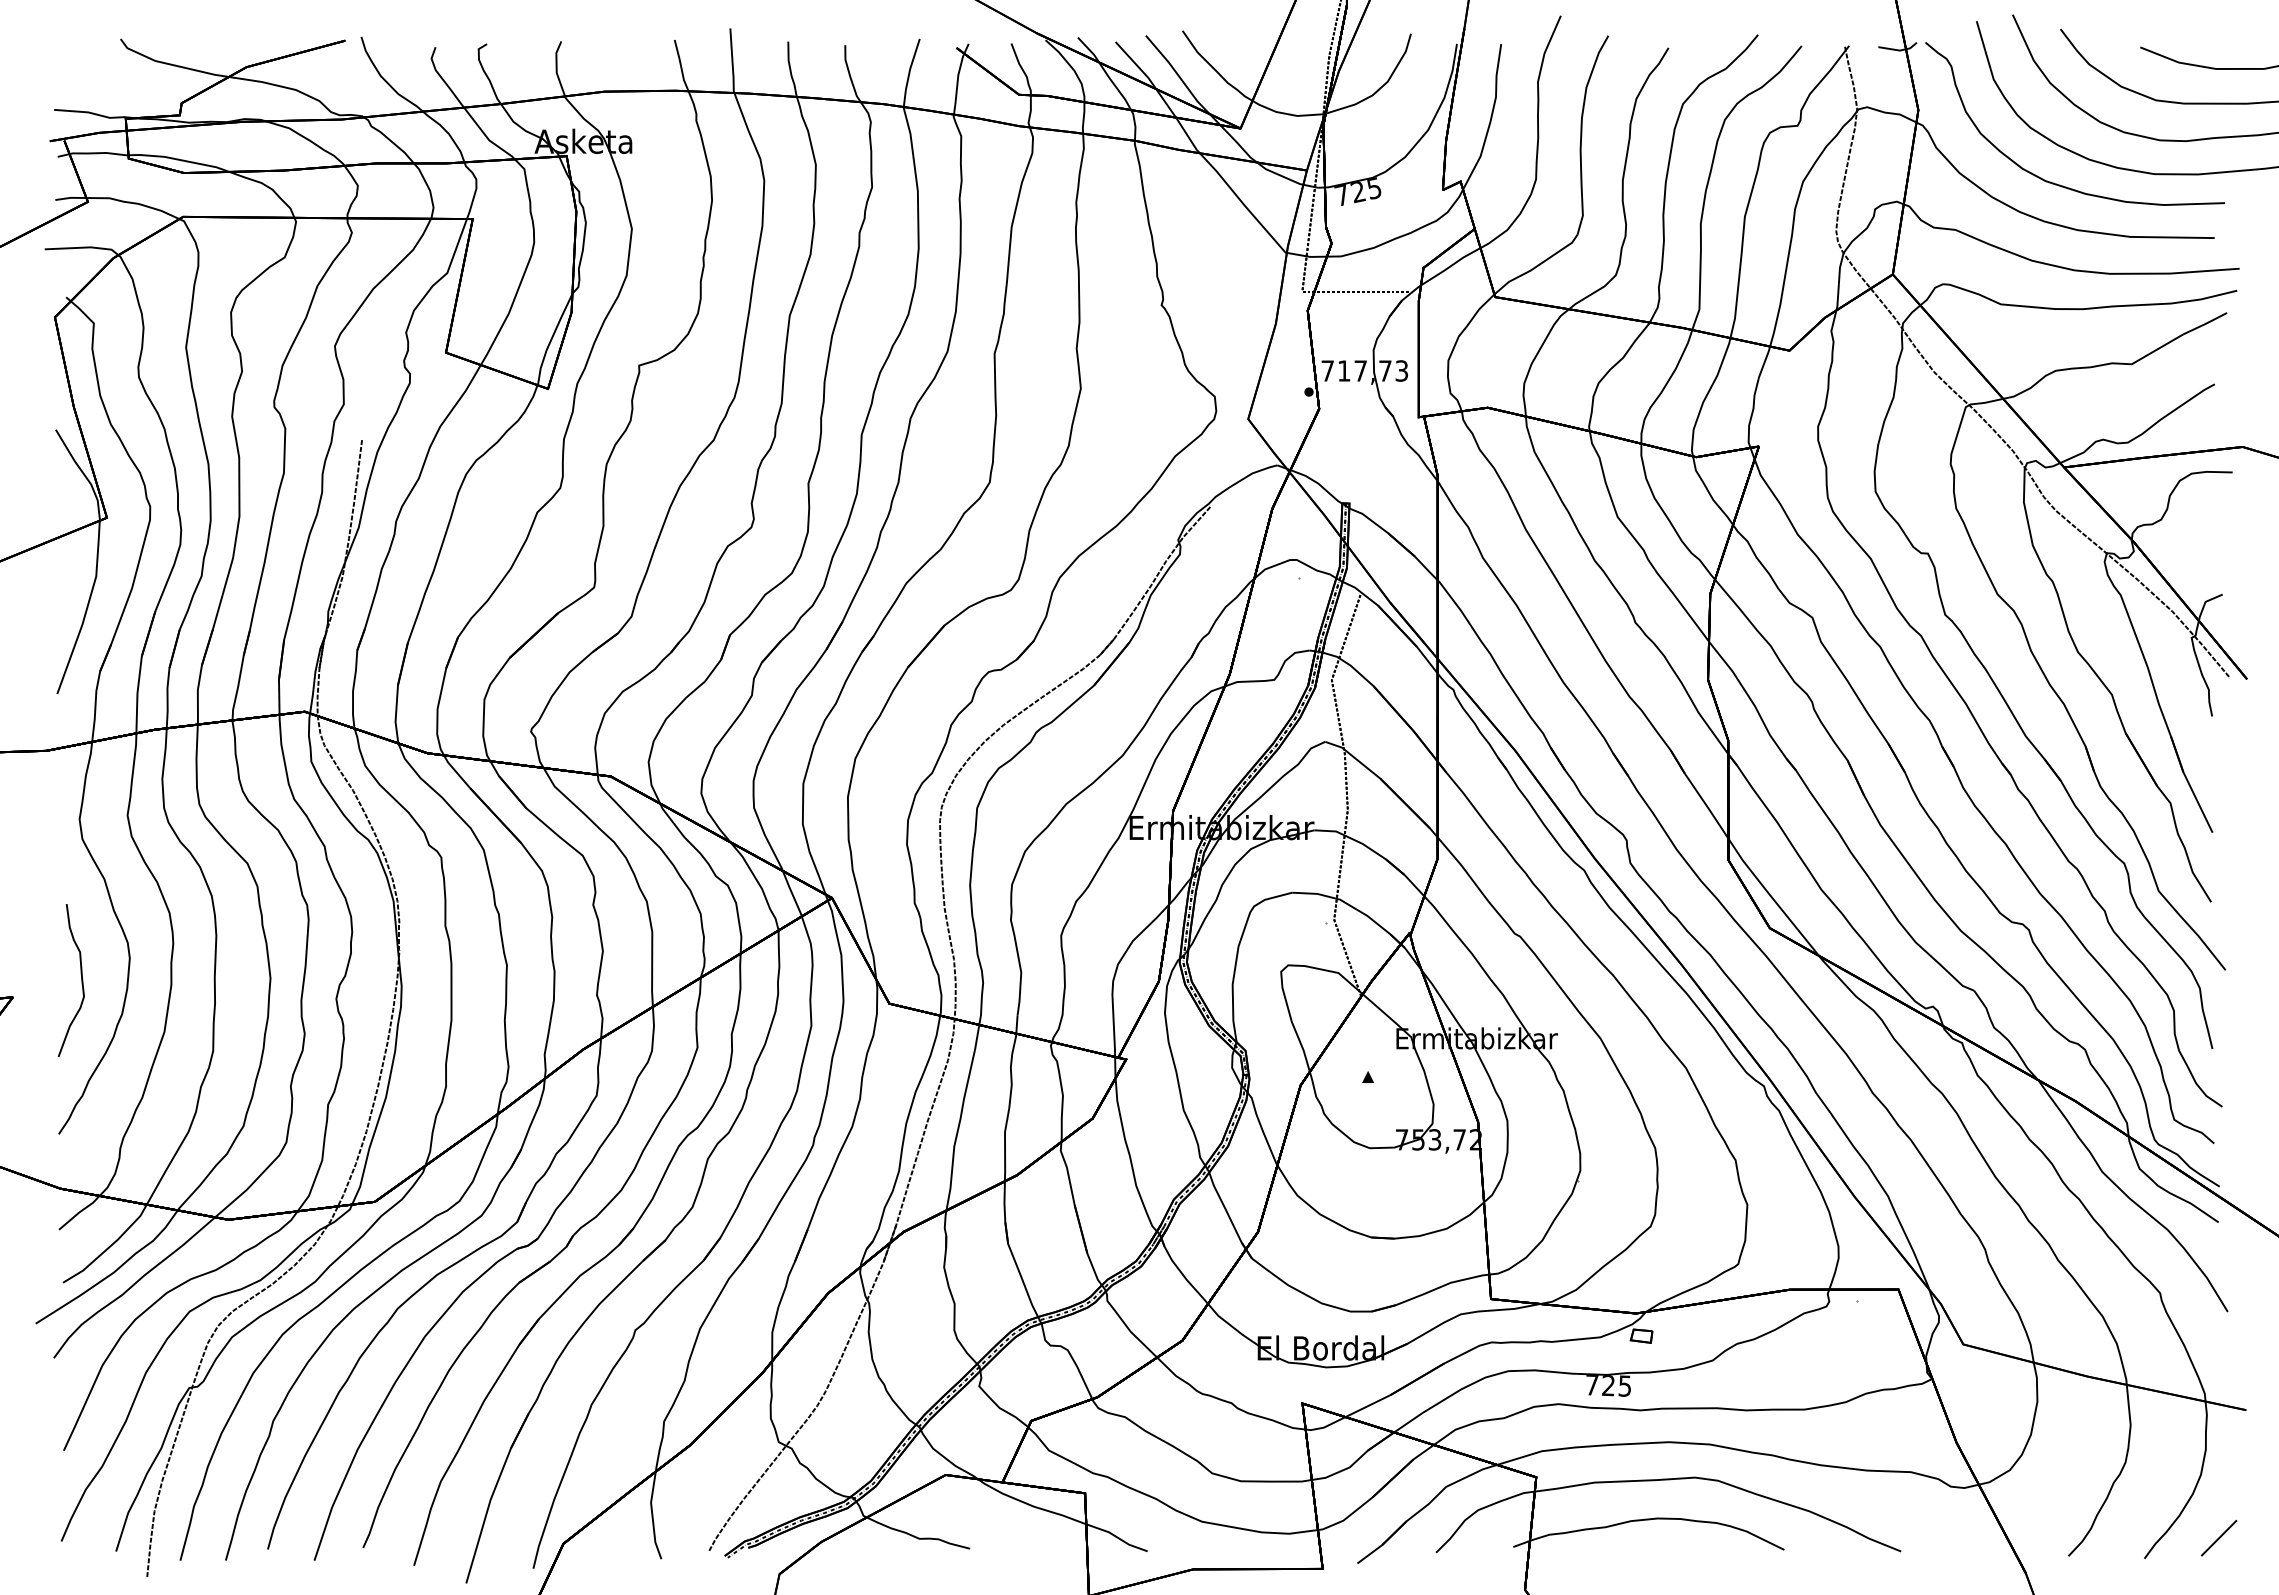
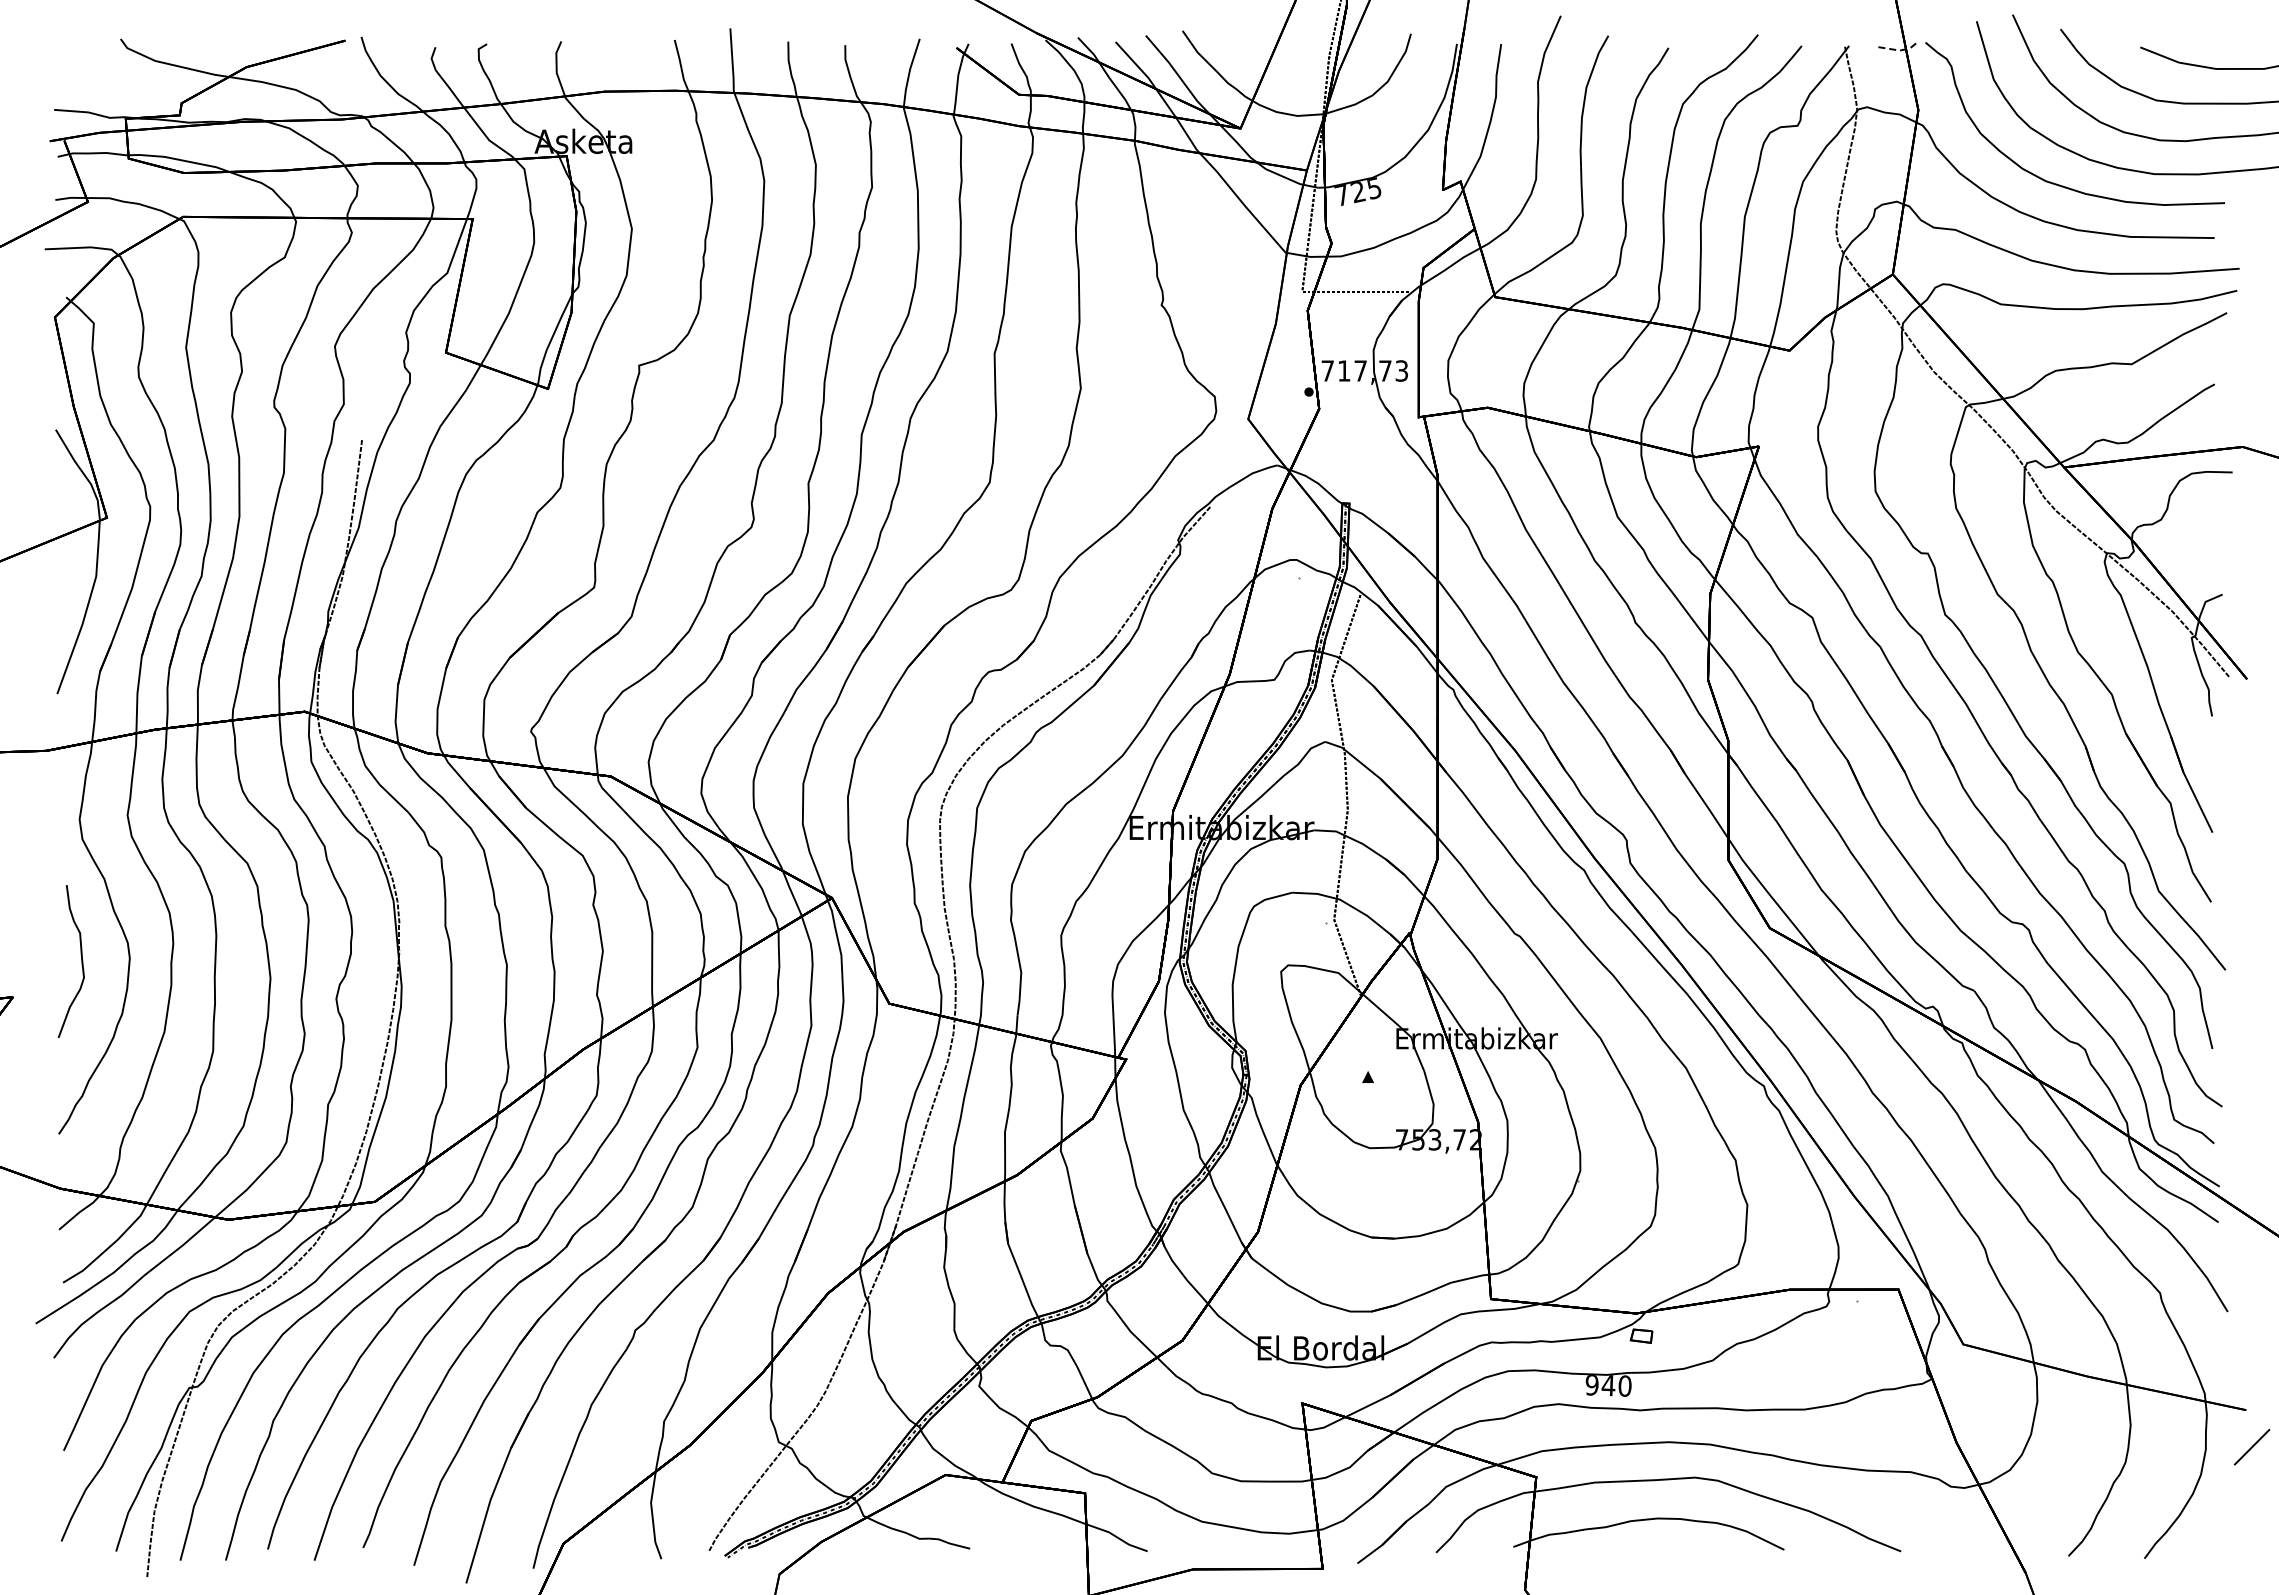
line: solid -> dashed (1899, 50)
curve position: (81, 980) -> (81, 961) (81, 961)
text: 725 -> 940 (1608, 1385)
line position: (2218, 1537) -> (2251, 1446) (2251, 1446)
